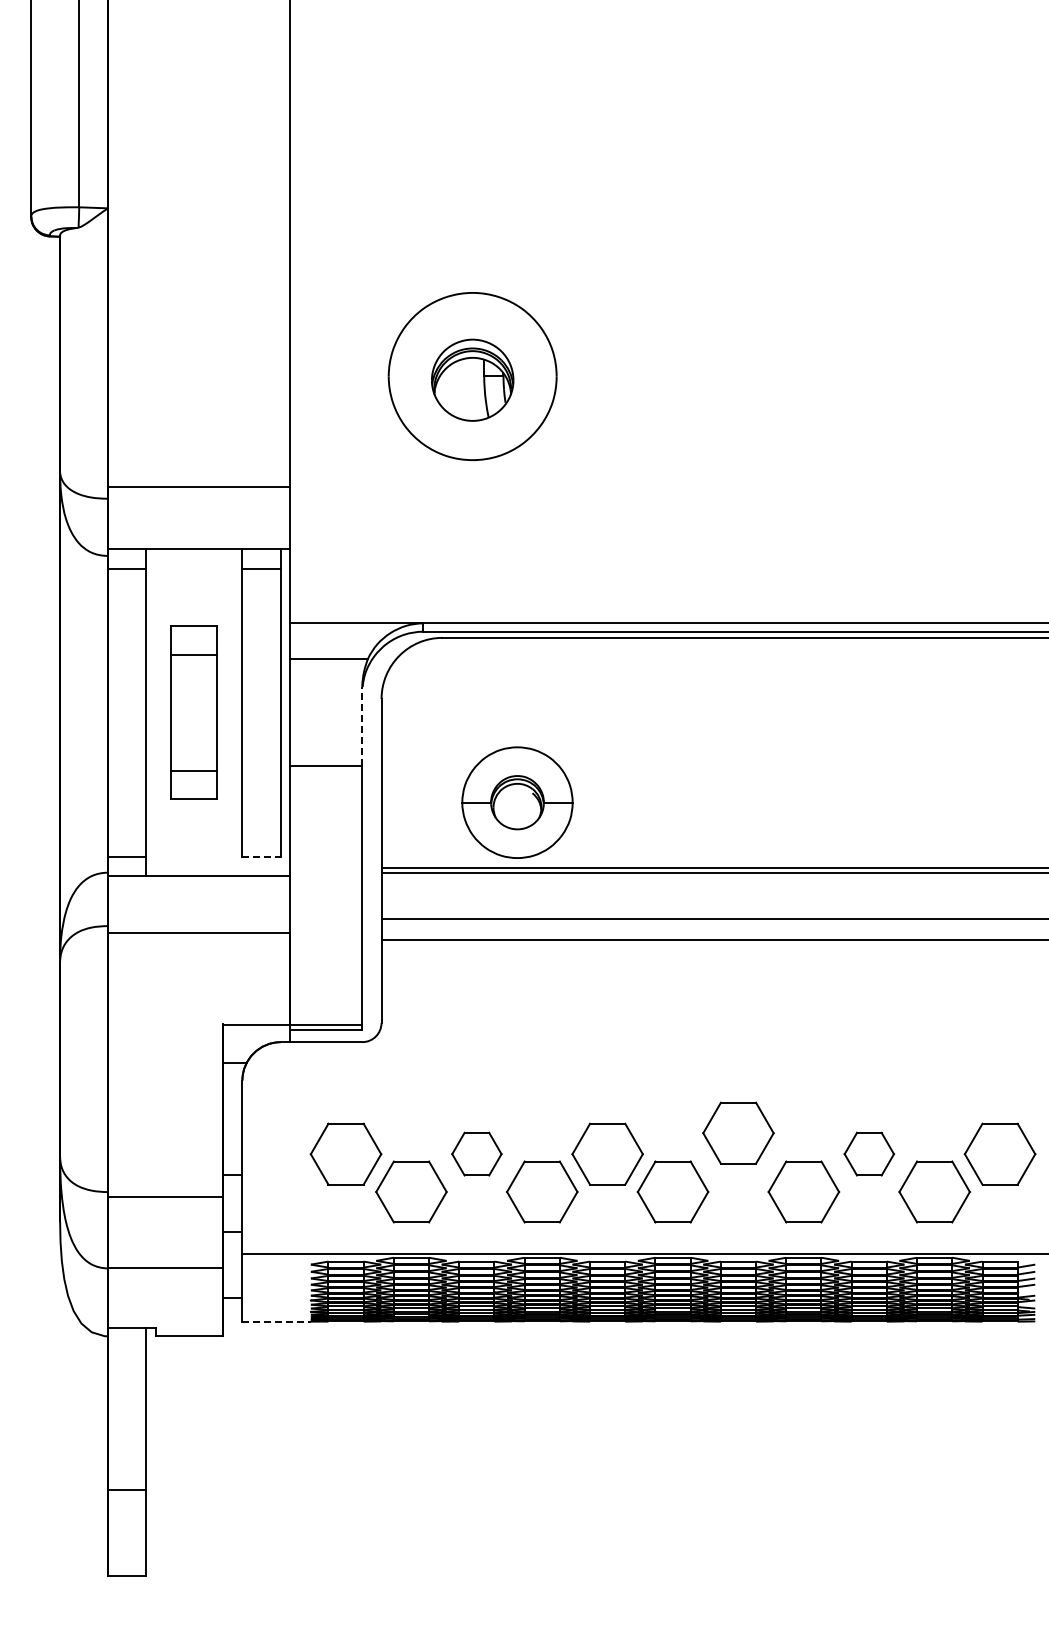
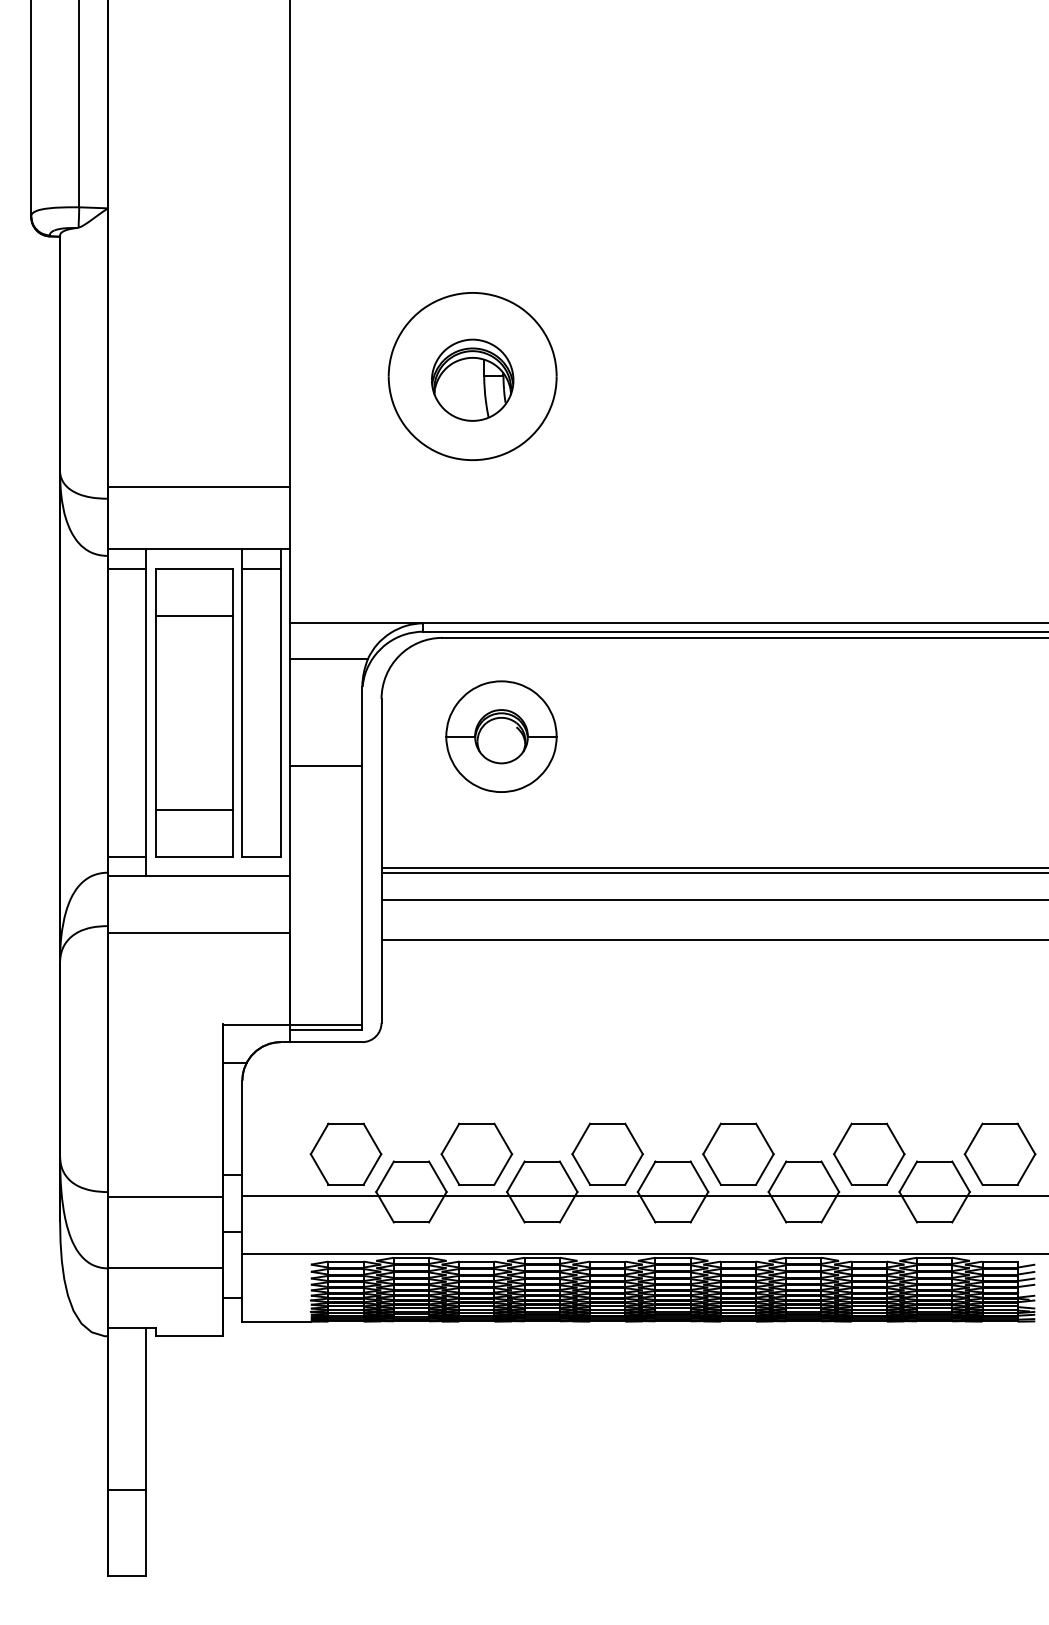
part size: 48x175 px -> 79x290 px (194, 712)
line: dashed -> solid (362, 726)
part position: (517, 802) -> (501, 736) (501, 736)
line: dashed -> solid (262, 856)
line position: (713, 918) -> (713, 899) (713, 899)
part position: (738, 1132) -> (738, 1153) (738, 1153)
part size: 52x46 px -> 74x64 px (476, 1153)
part size: 53x46 px -> 73x64 px (869, 1153)
line: none -> present (643, 1196)
line: dashed -> solid (277, 1321)
